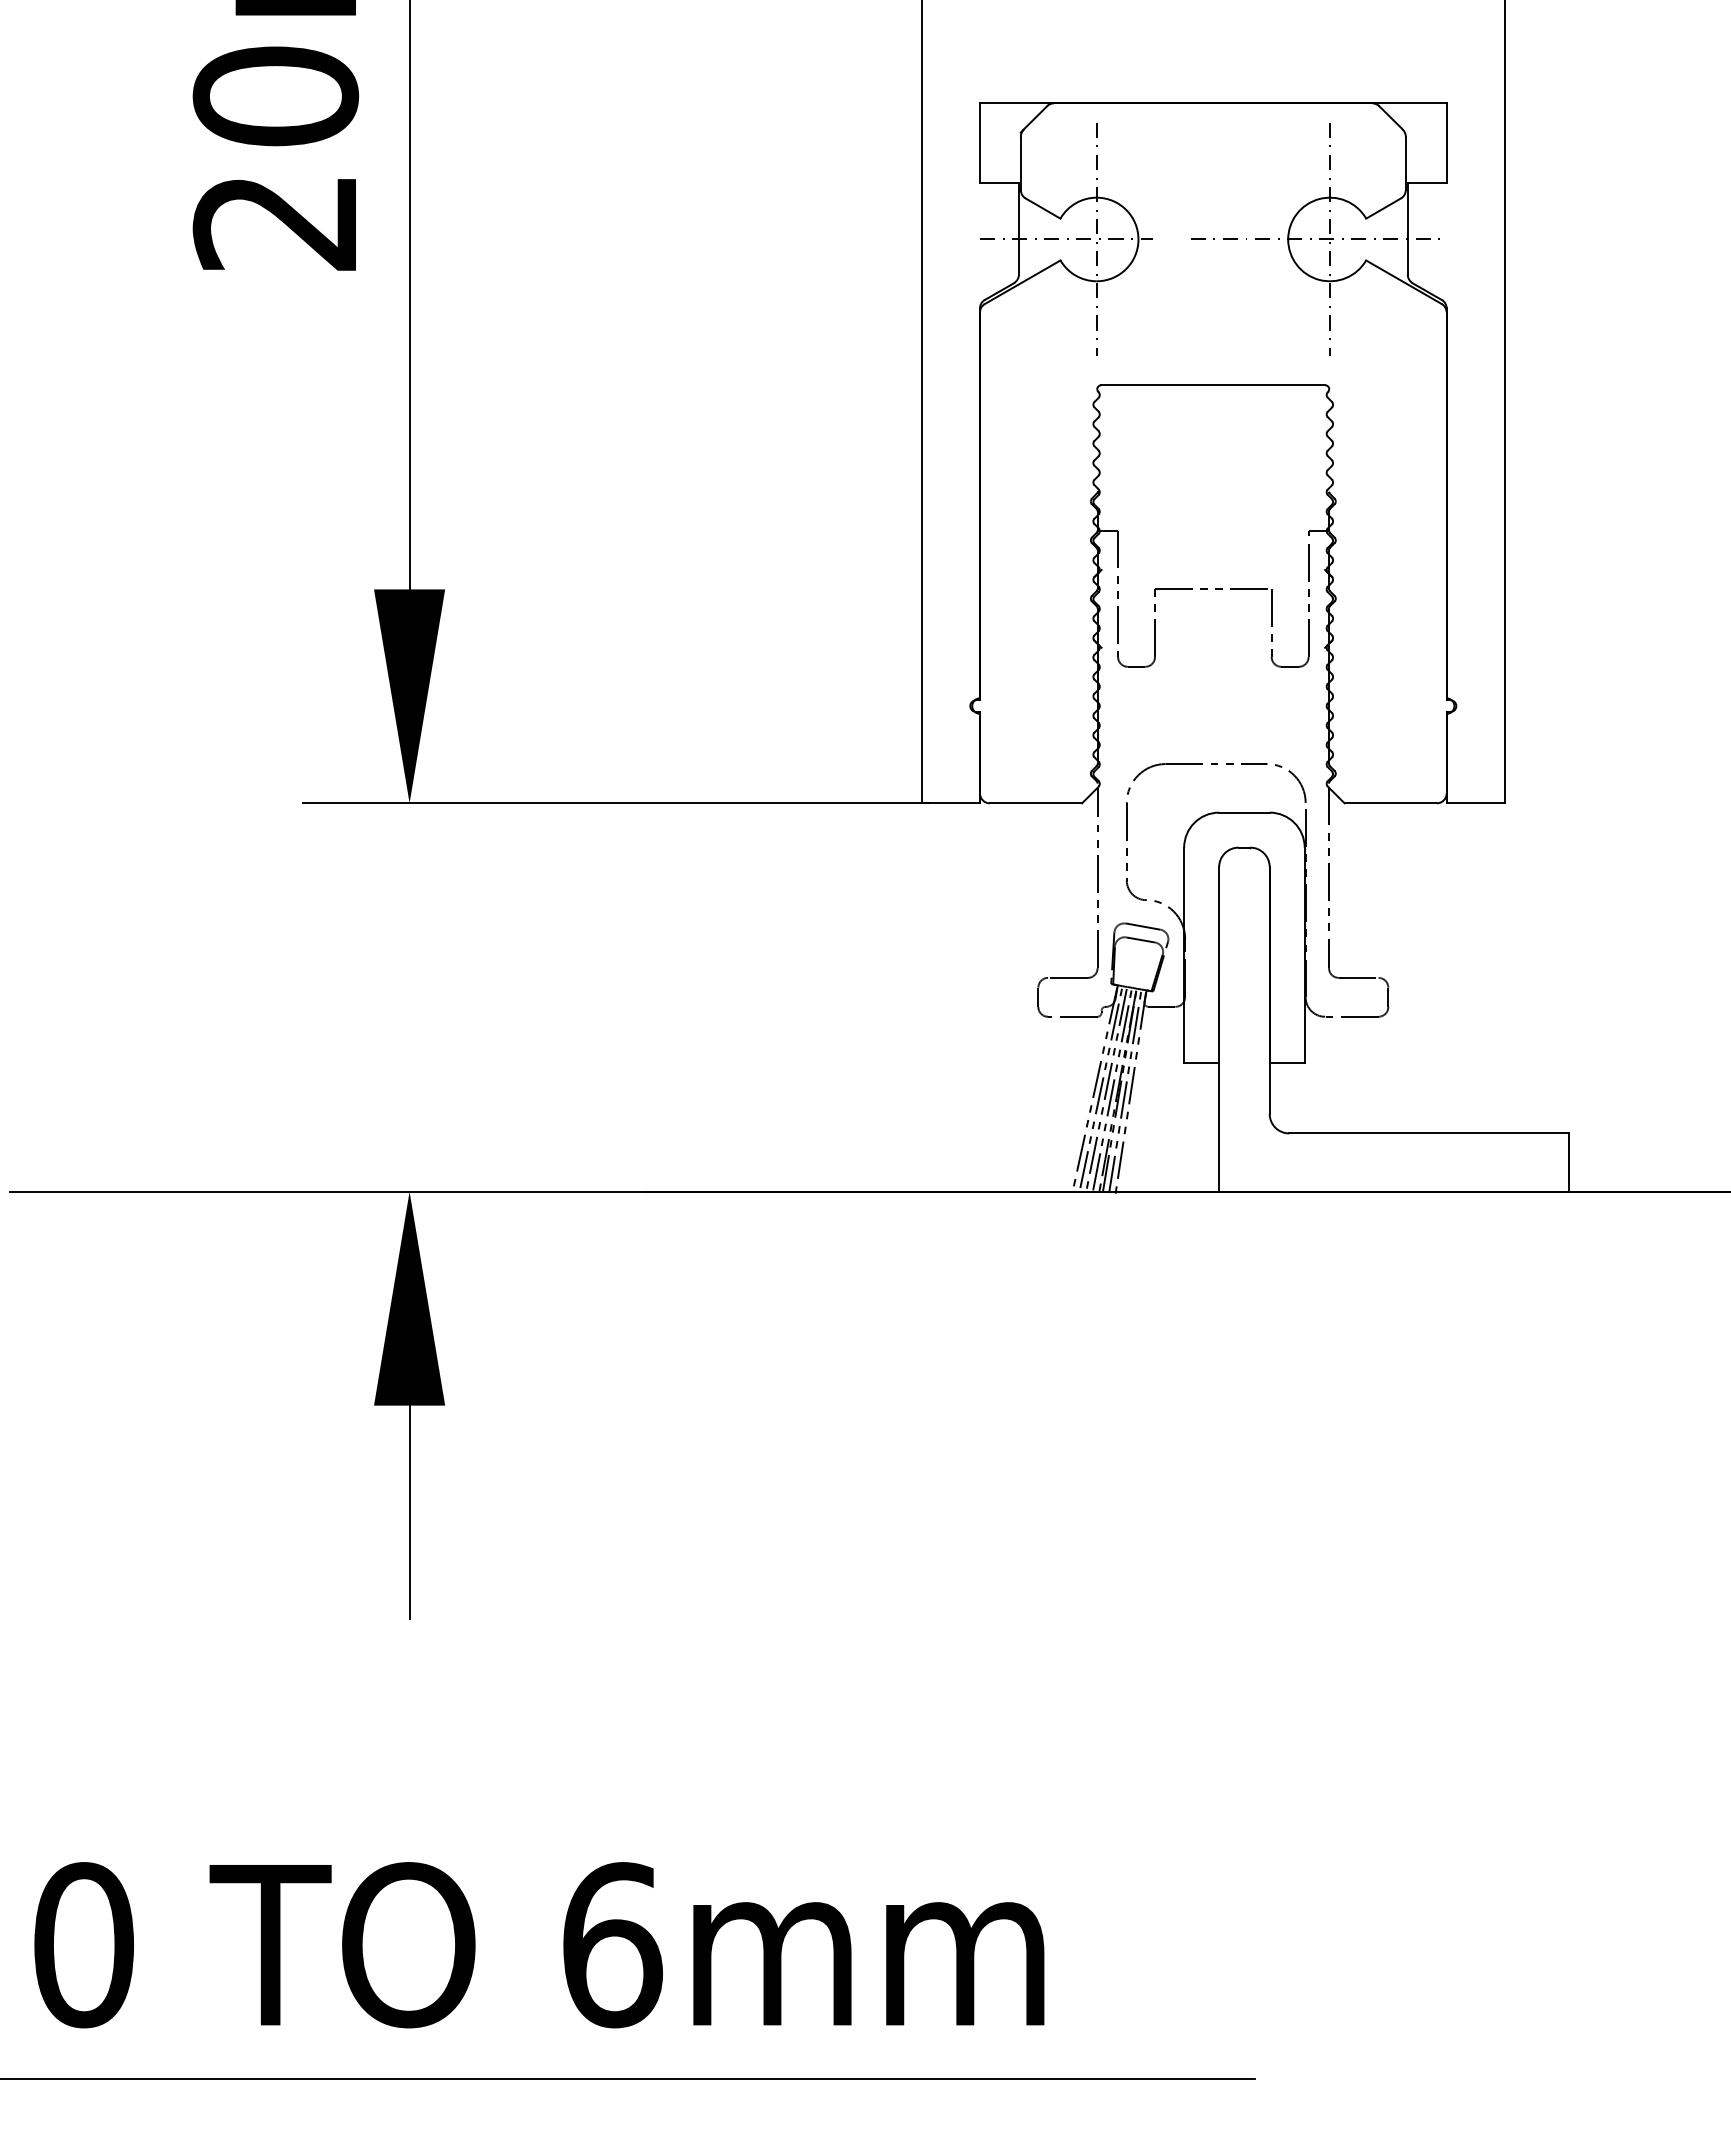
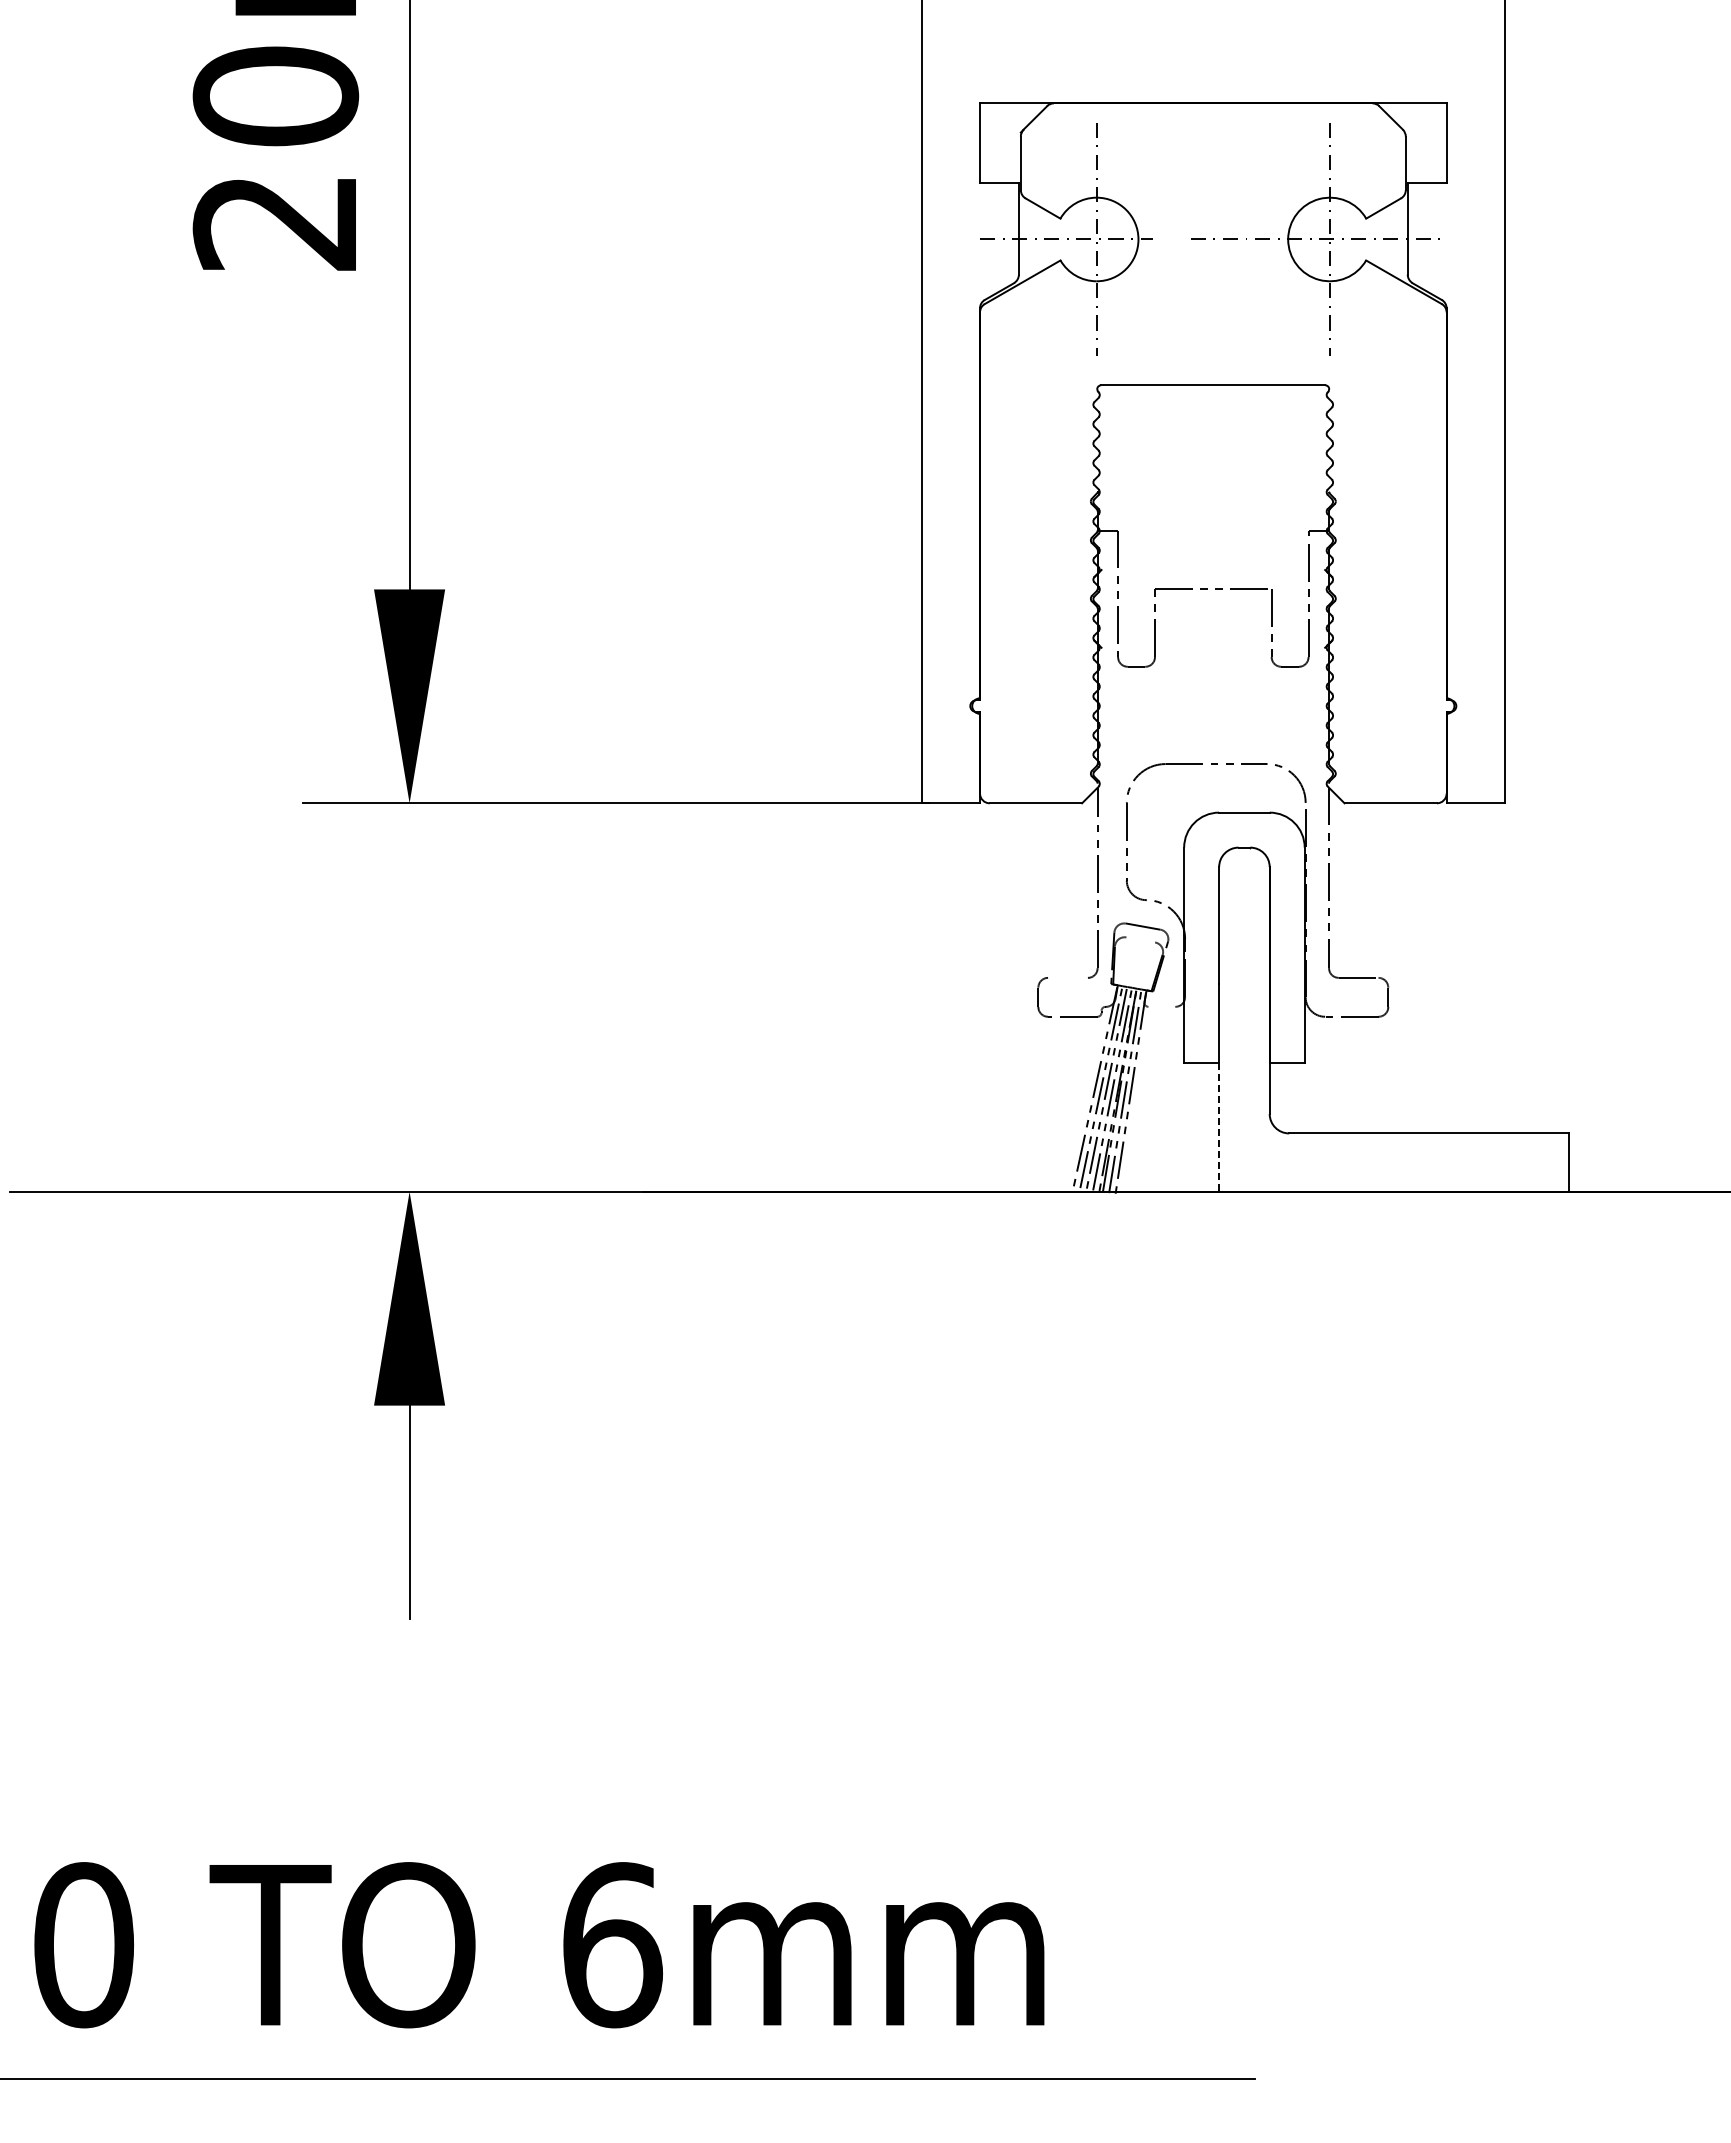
line: present -> none (1140, 939)
line: present -> none (1067, 977)
line: present -> none (1161, 1006)
line: solid -> dashed (1219, 1128)
